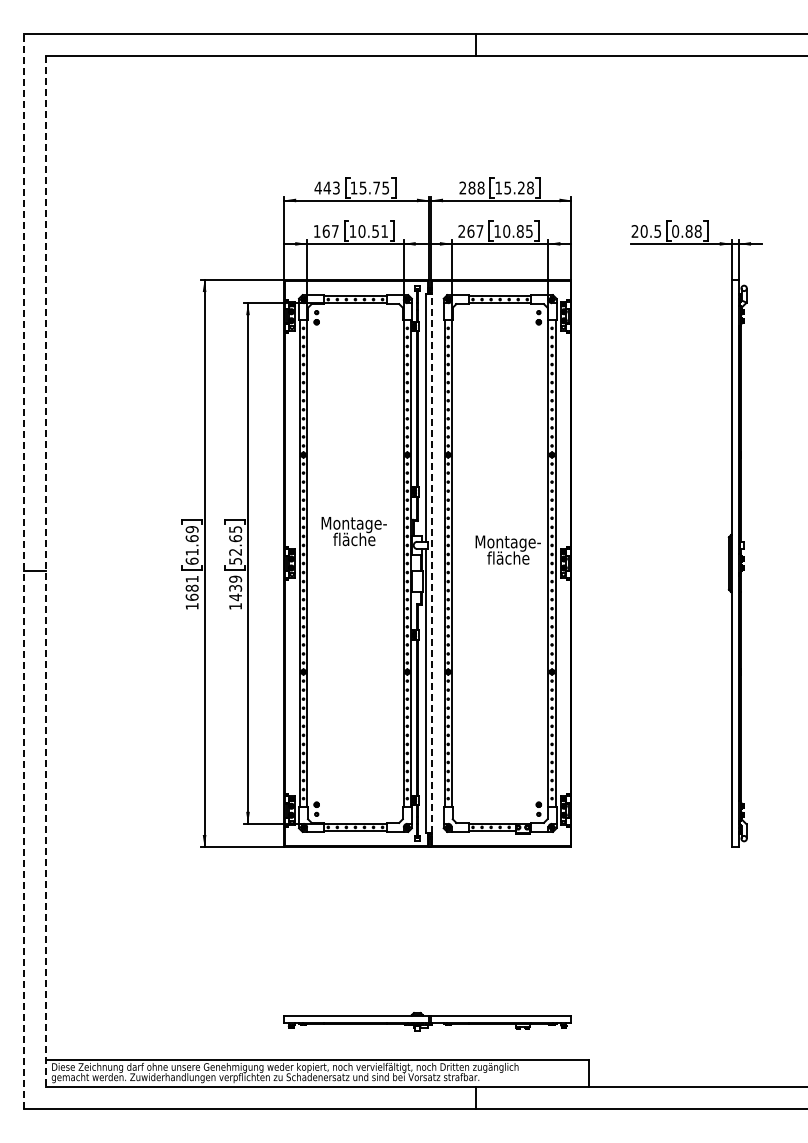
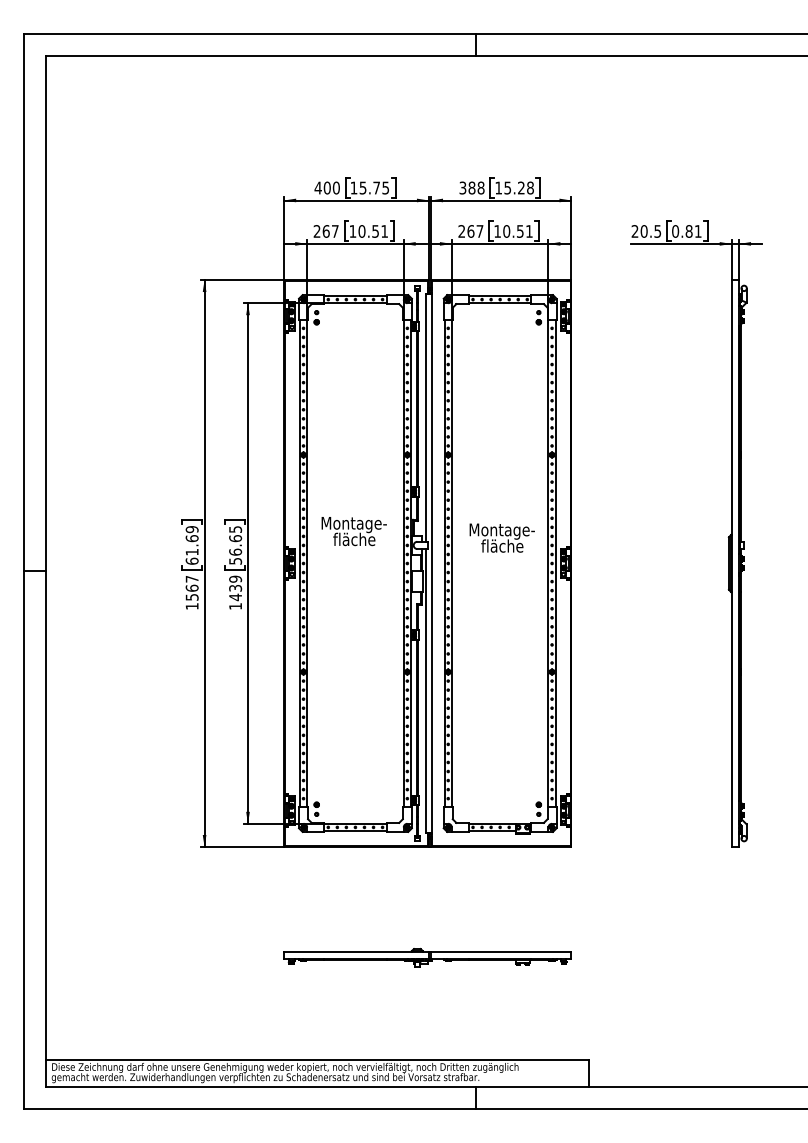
text: 443 -> 400 (331, 187)
text: 288 -> 388 (462, 188)
text: 167 -> 267 (316, 231)
text: 10.85 -> 10.51 (524, 231)
text: 0.88 -> 0.81 (697, 231)
text position: (507, 549) -> (501, 537) (501, 537)
text: 52.65 -> 56.65 (235, 551)
line: dashed -> solid (431, 563)
line: dashed -> solid (24, 571)
line: dashed -> solid (45, 571)
text: 1681 -> 1567 (191, 588)
part position: (427, 1021) -> (427, 957) (427, 957)
